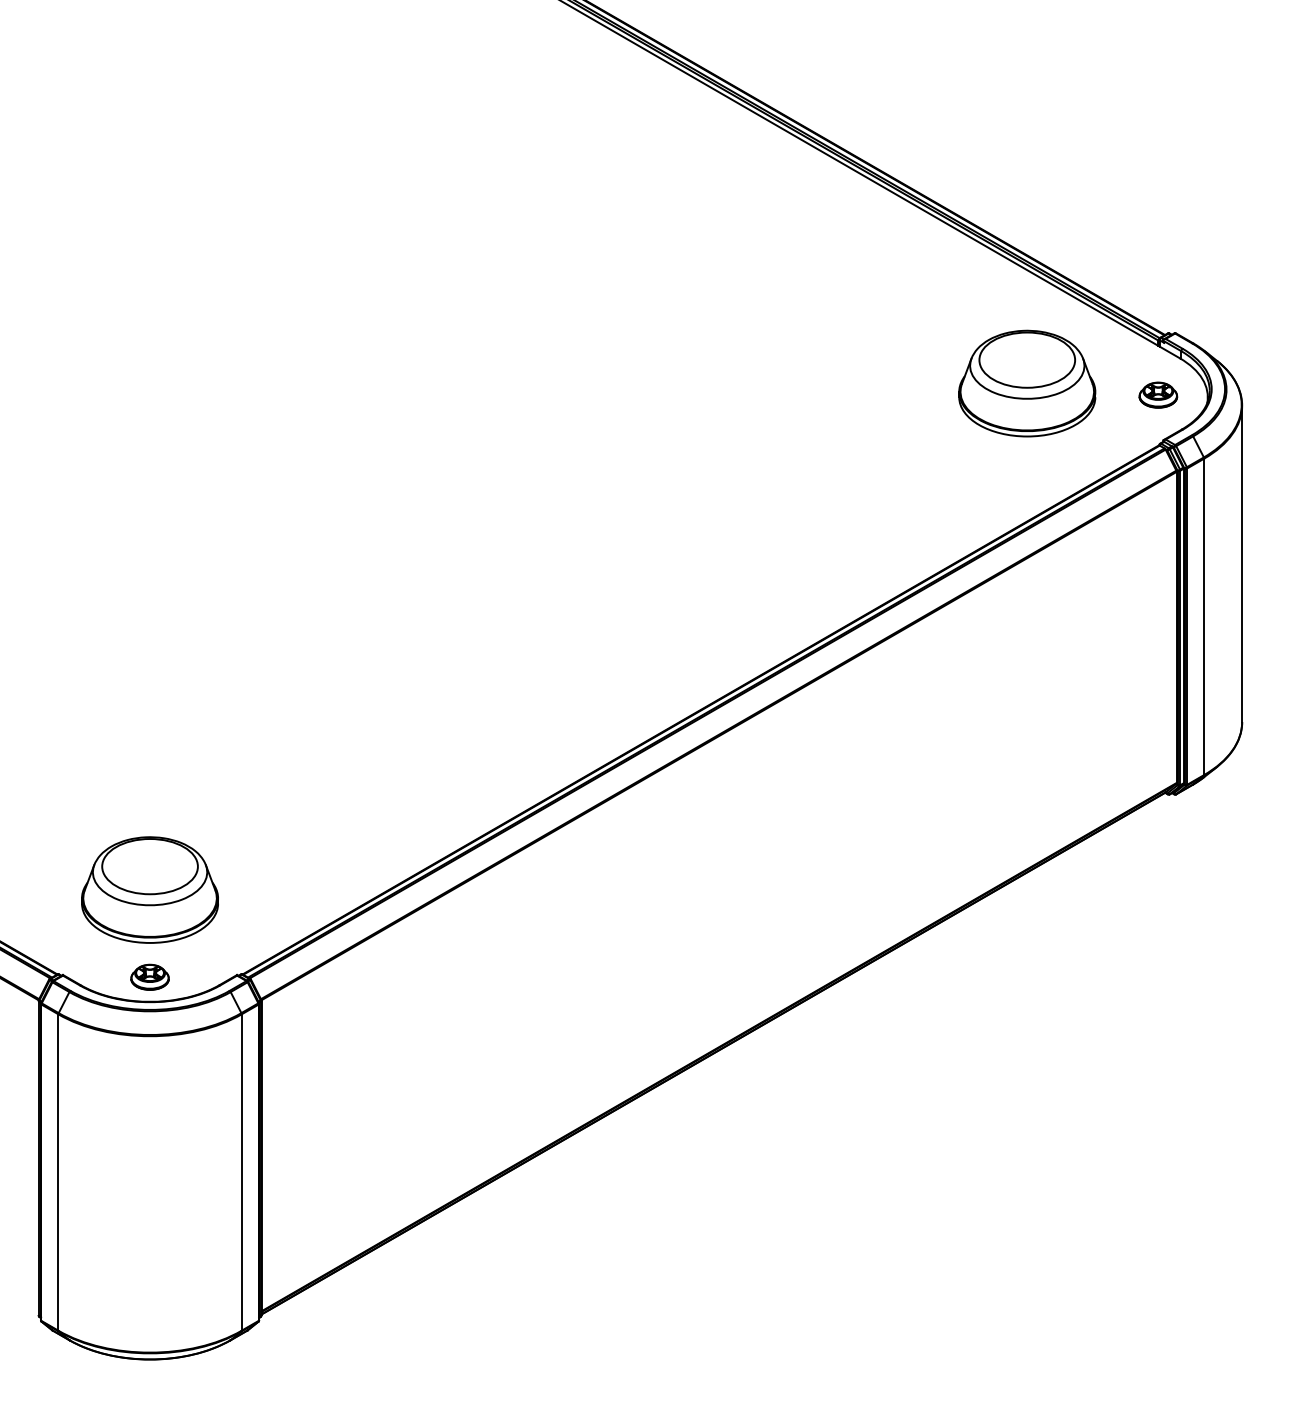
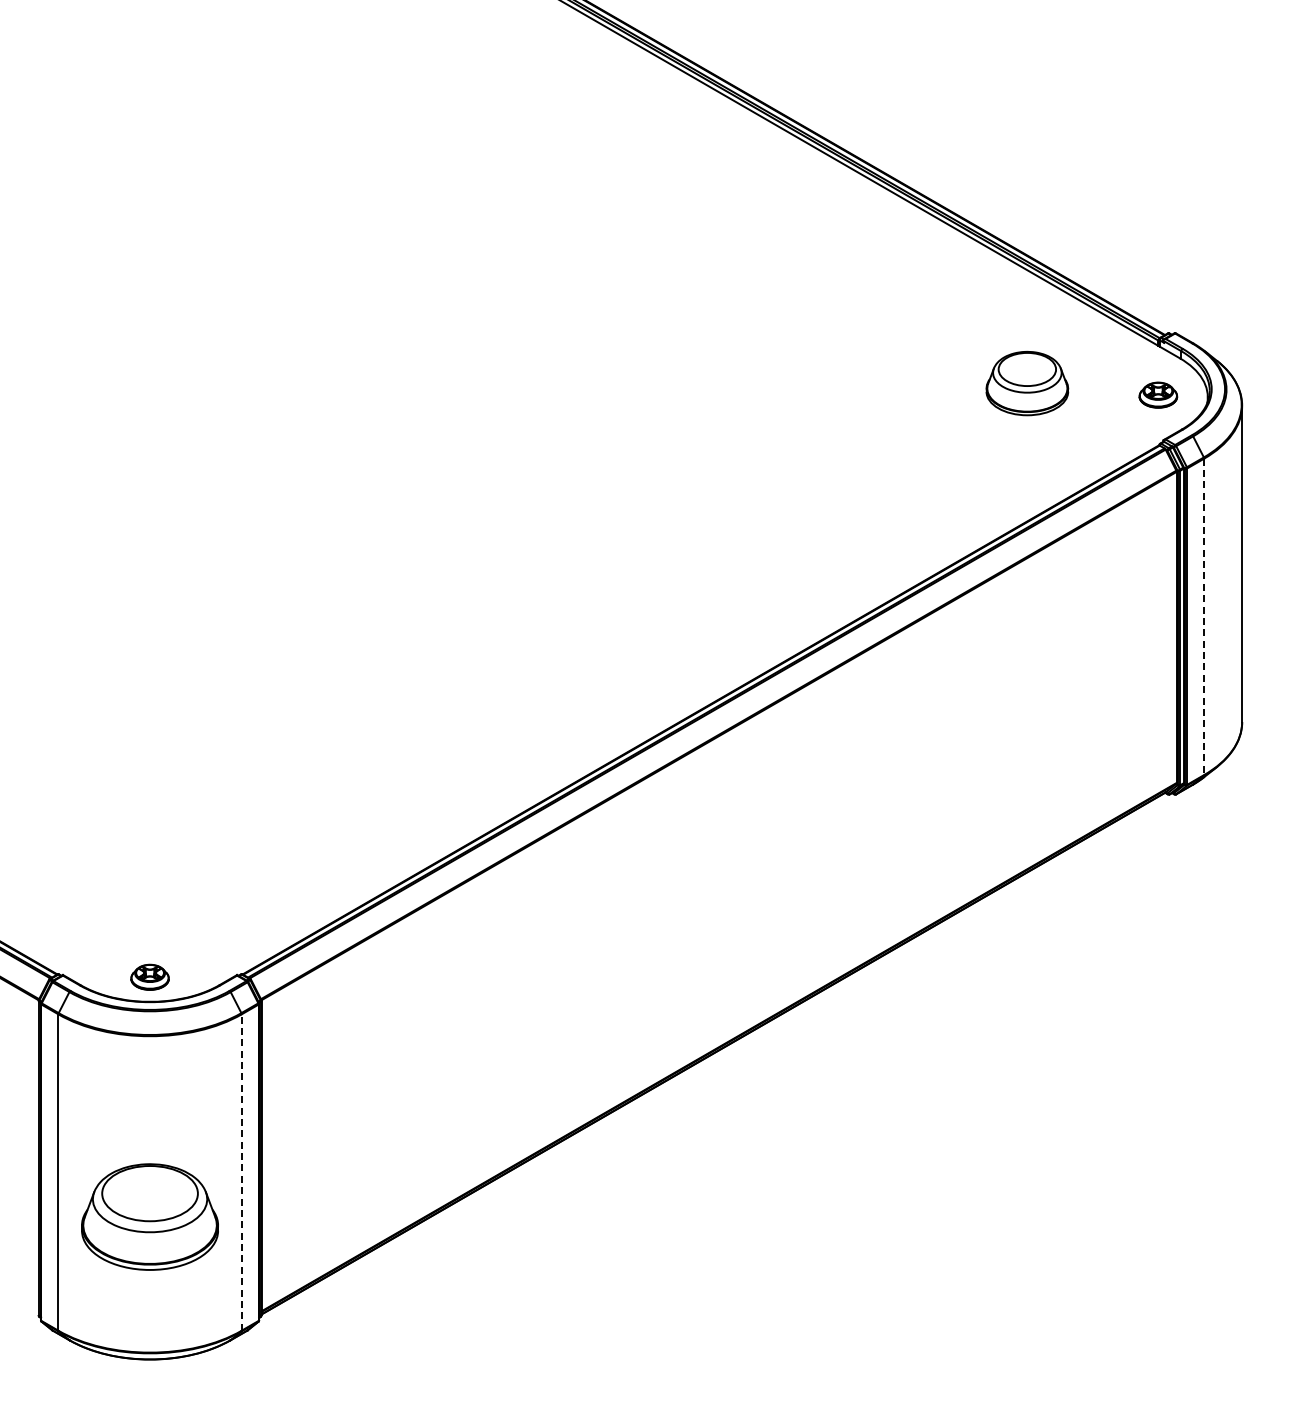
part size: 139x109 px -> 85x67 px (1027, 383)
line: solid -> dashed (1204, 617)
part position: (149, 889) -> (149, 1216) (149, 1216)
line: solid -> dashed (241, 1172)
